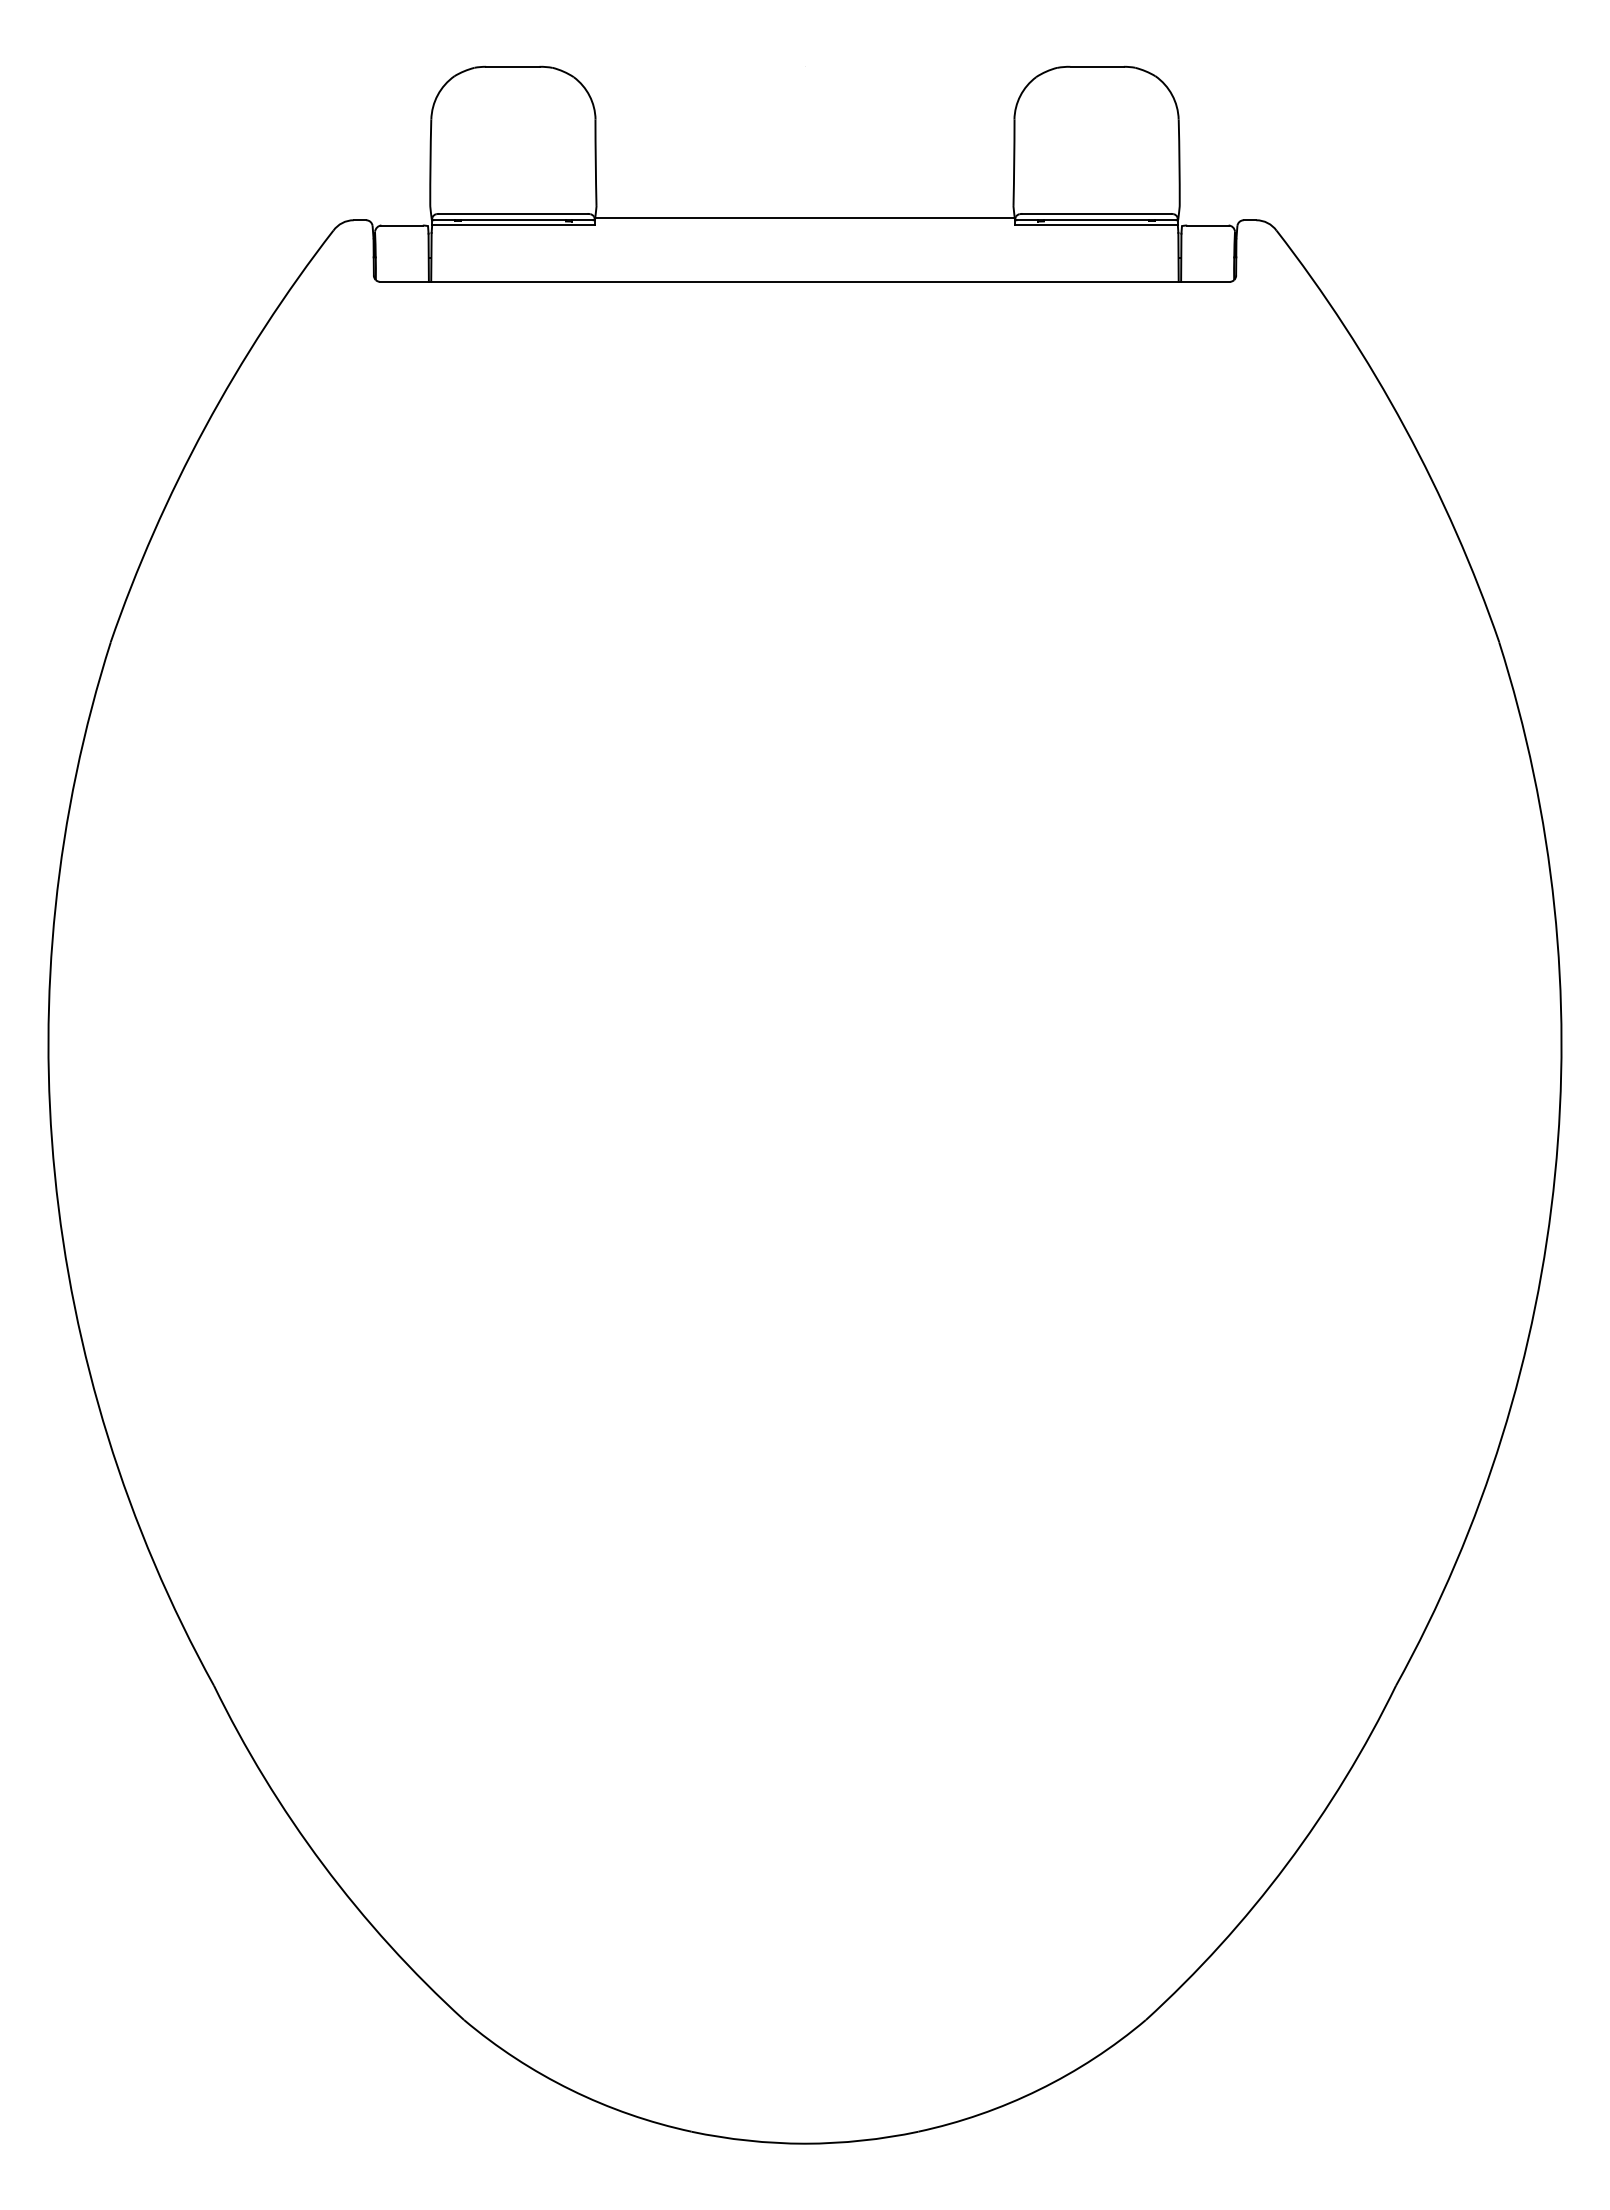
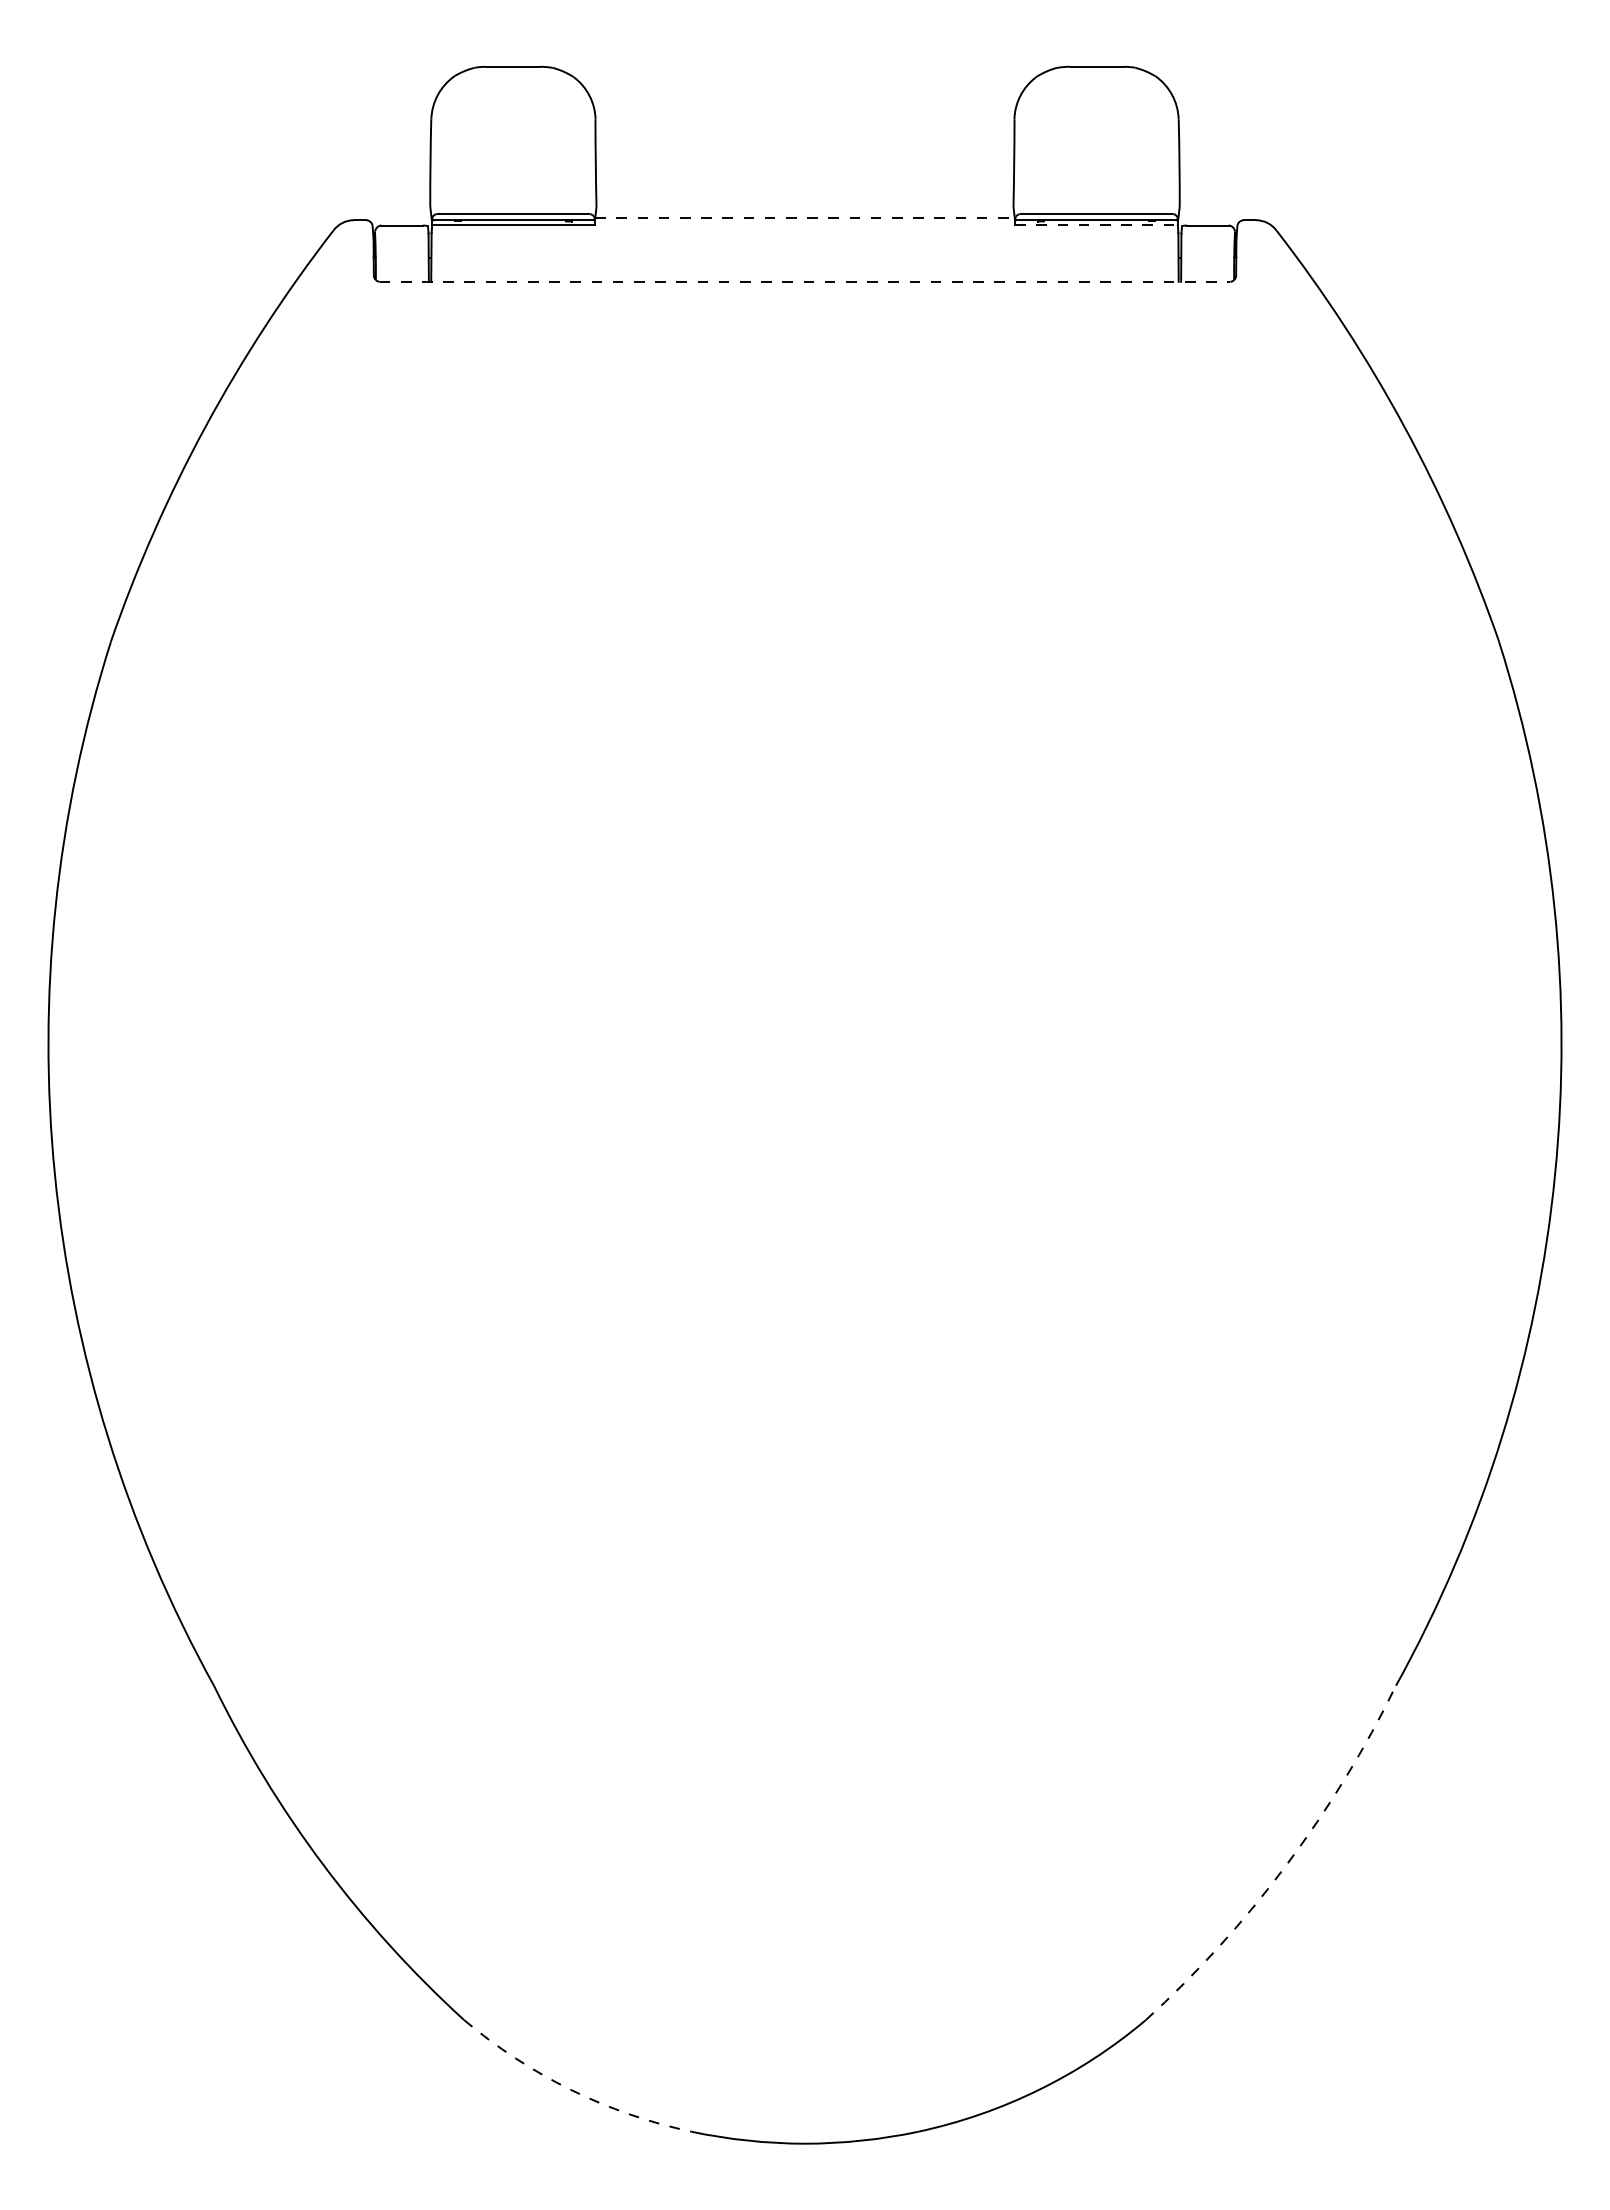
line: solid -> dashed (804, 217)
line: solid -> dashed (1097, 225)
line: solid -> dashed (805, 281)
arc: solid -> dashed (1286, 1864)
arc: solid -> dashed (570, 2089)
